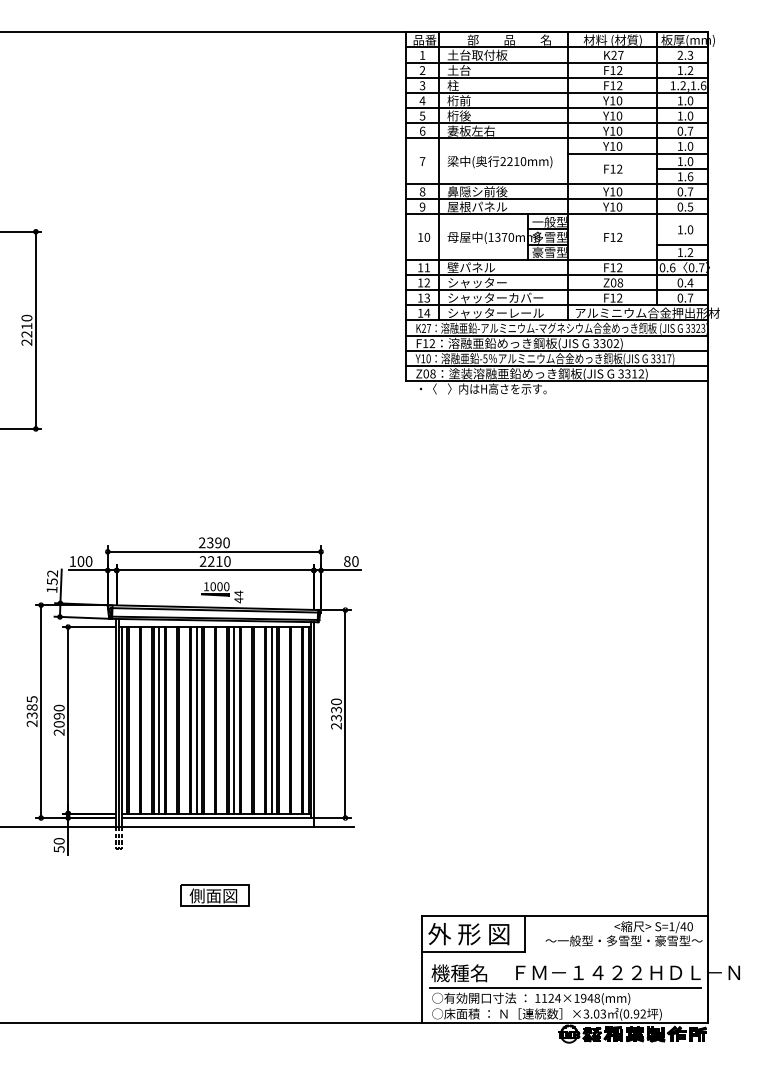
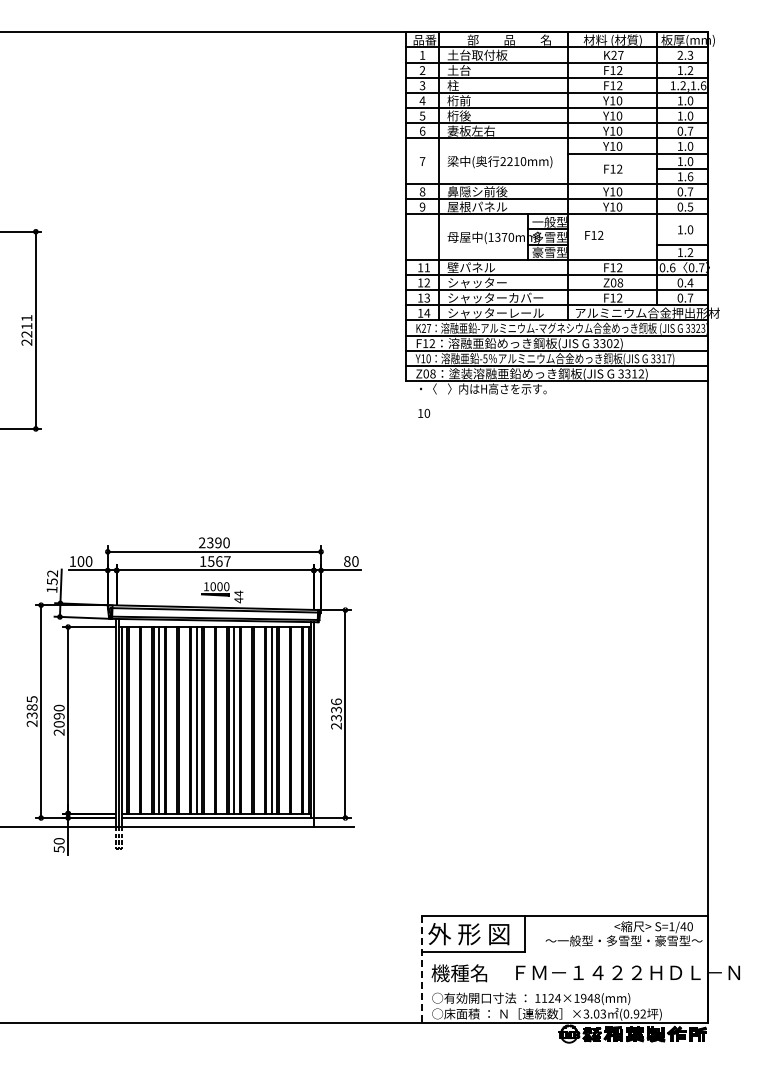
text position: (424, 236) -> (424, 412) (424, 412)
text position: (613, 236) -> (594, 234) (594, 234)
text: 2210 -> 2211 (26, 317)
text: 2210 -> 1567 (214, 561)
text: 2330 -> 2336 (336, 701)
part: present -> none (214, 895)
line: solid -> dashed (422, 969)
line: present -> none (564, 987)
